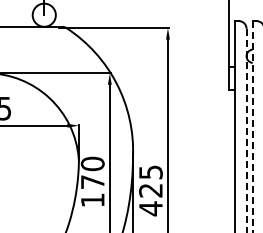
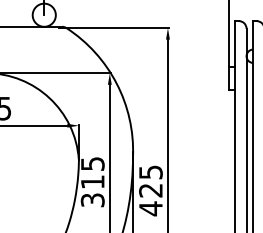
line: dashed -> solid (252, 127)
line: dashed -> solid (246, 130)
text: 170 -> 315 (92, 181)
